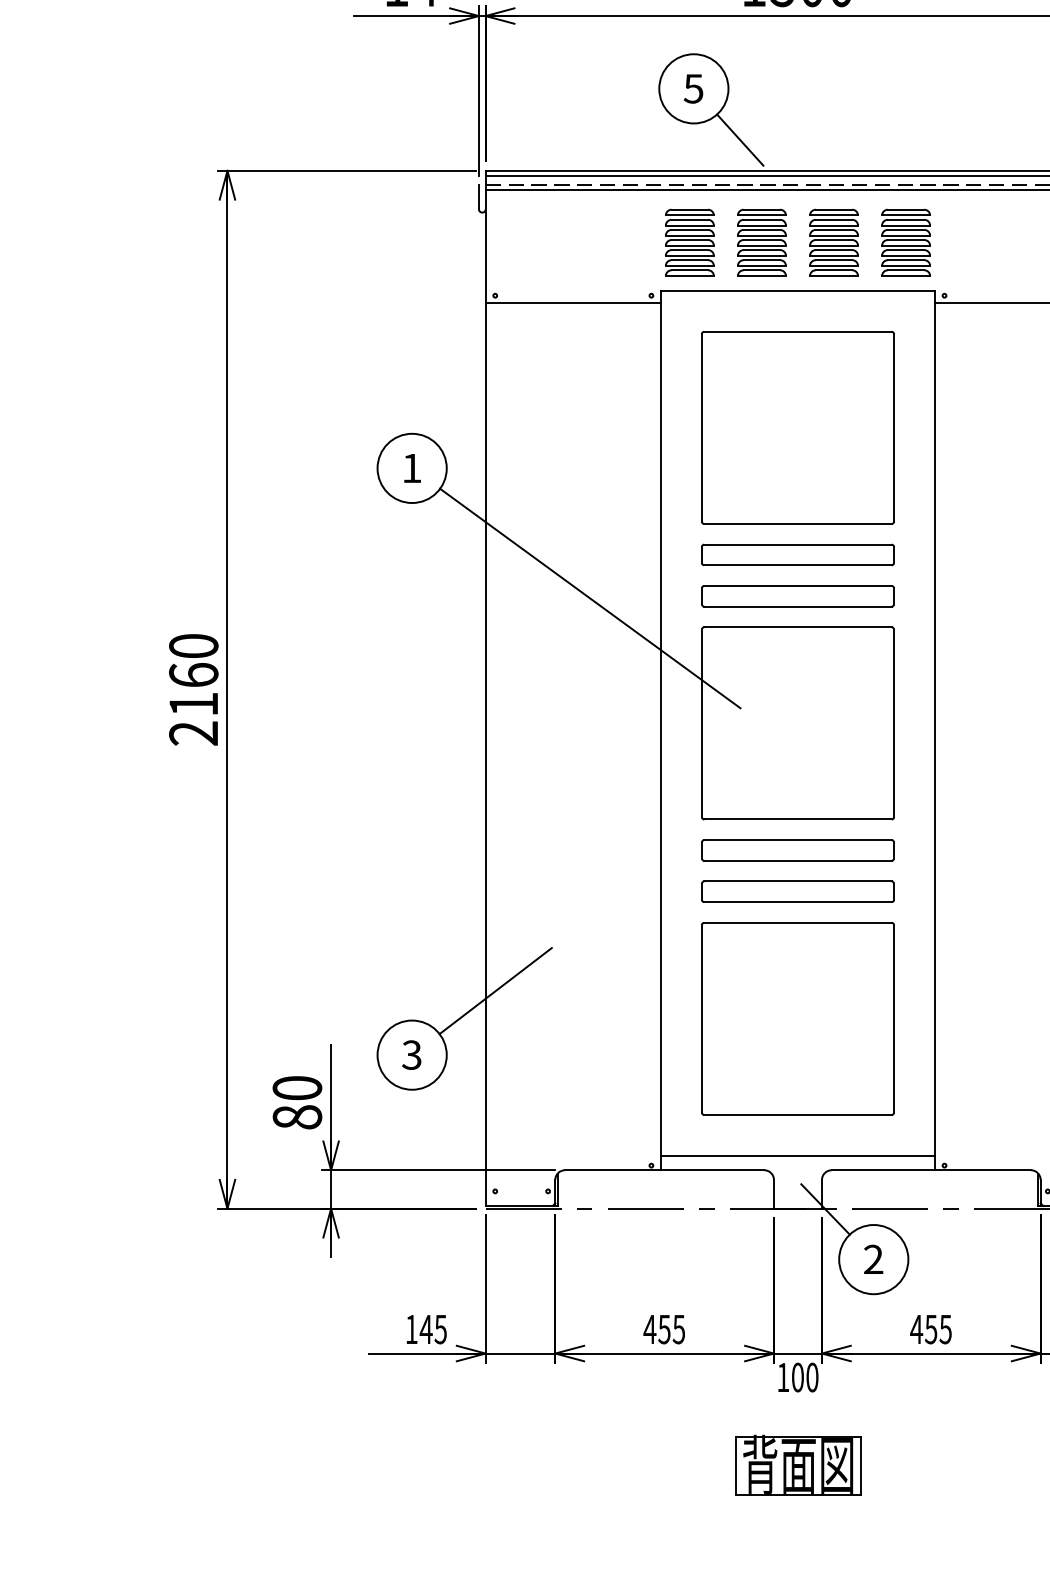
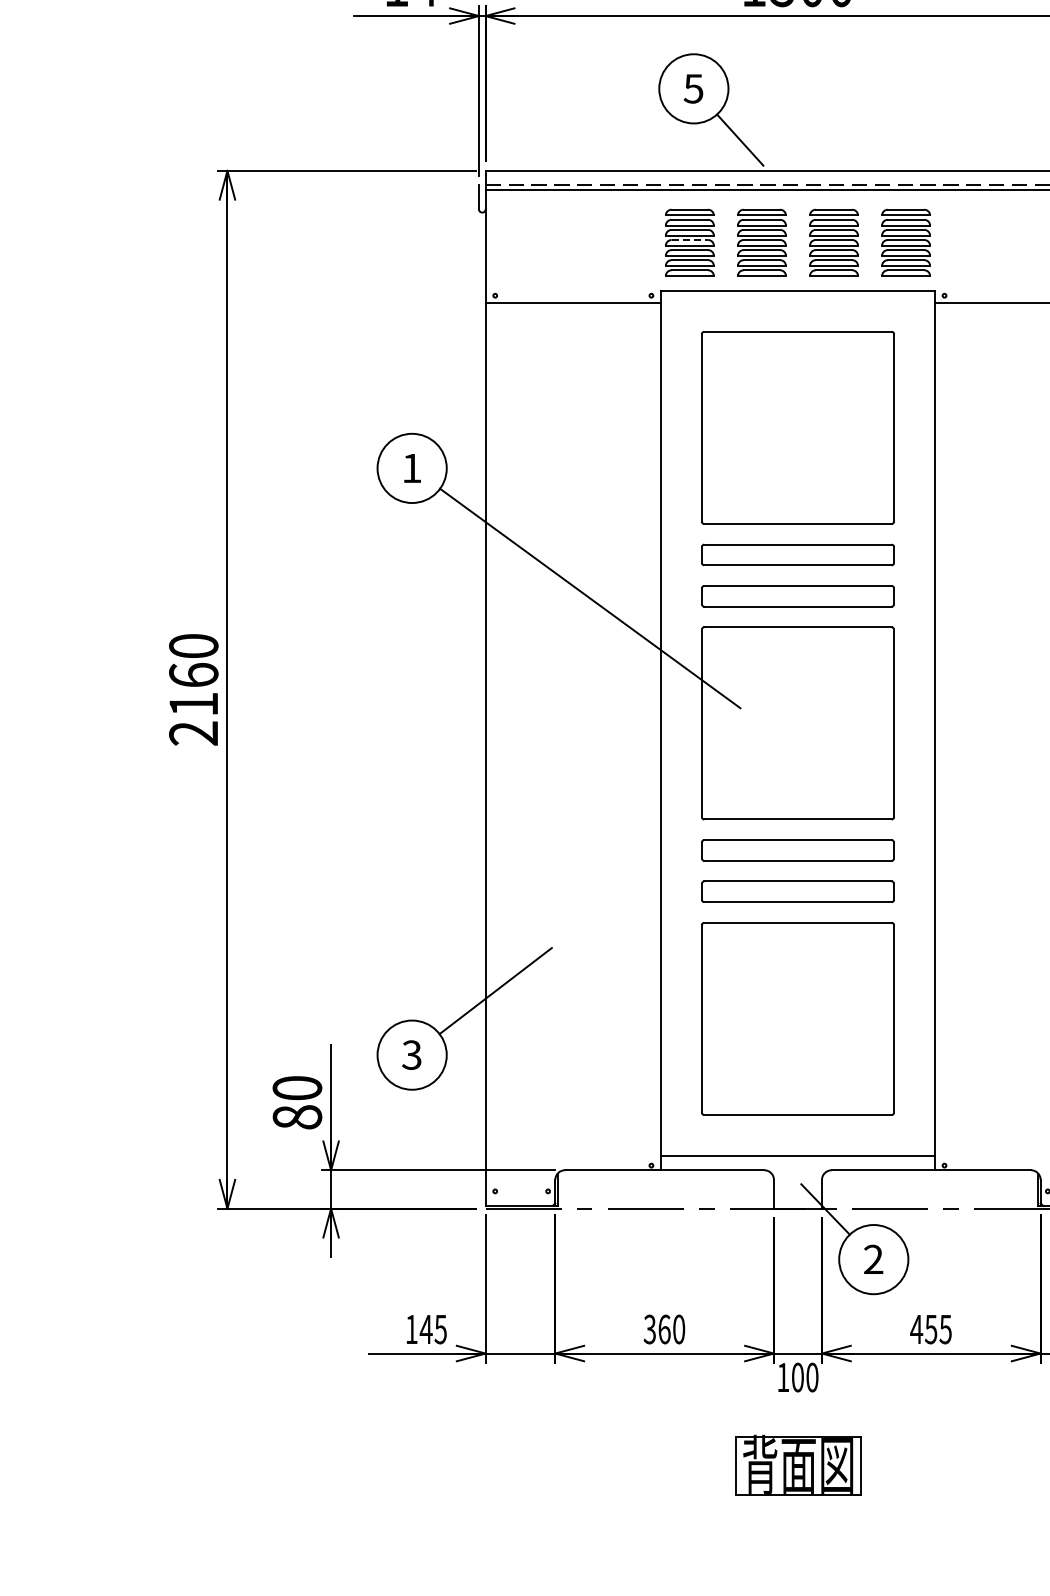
line: present -> none (765, 175)
line: solid -> dashed (690, 240)
text: 455 -> 360 (664, 1329)
